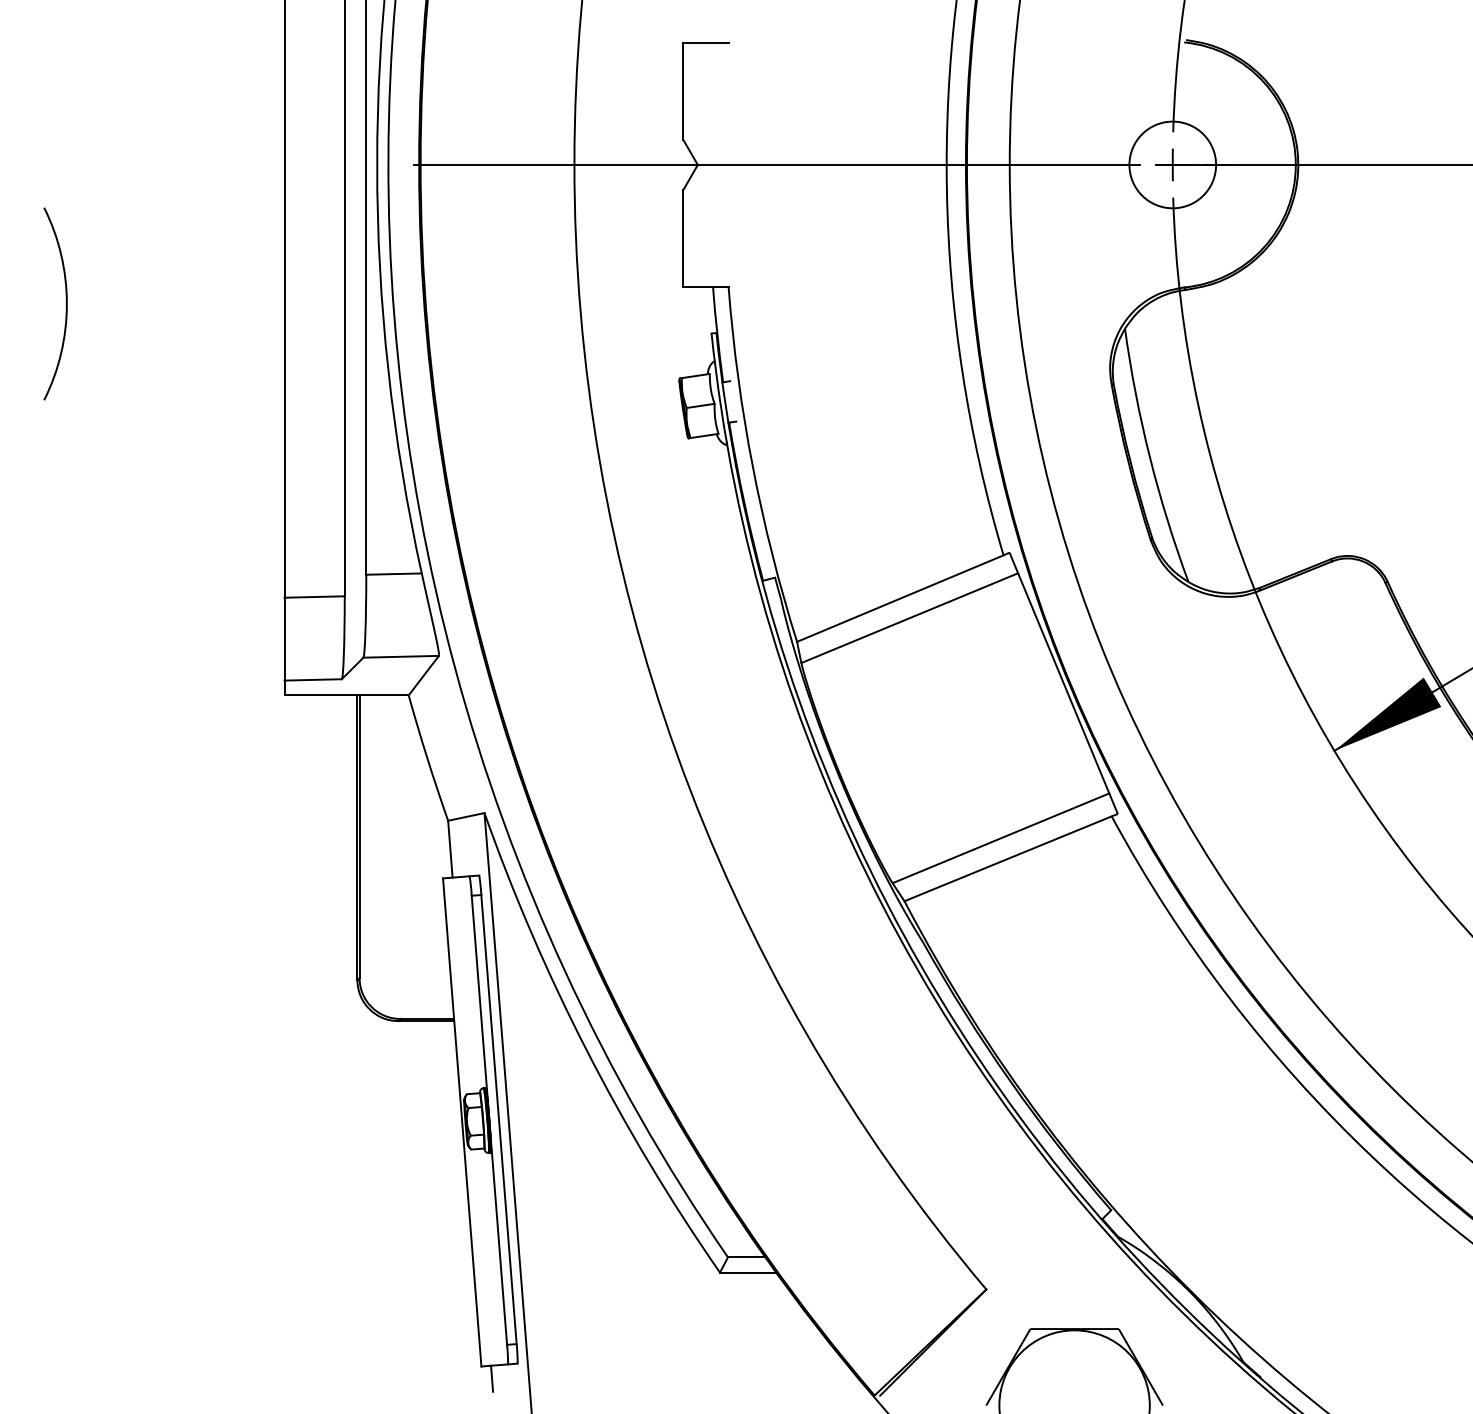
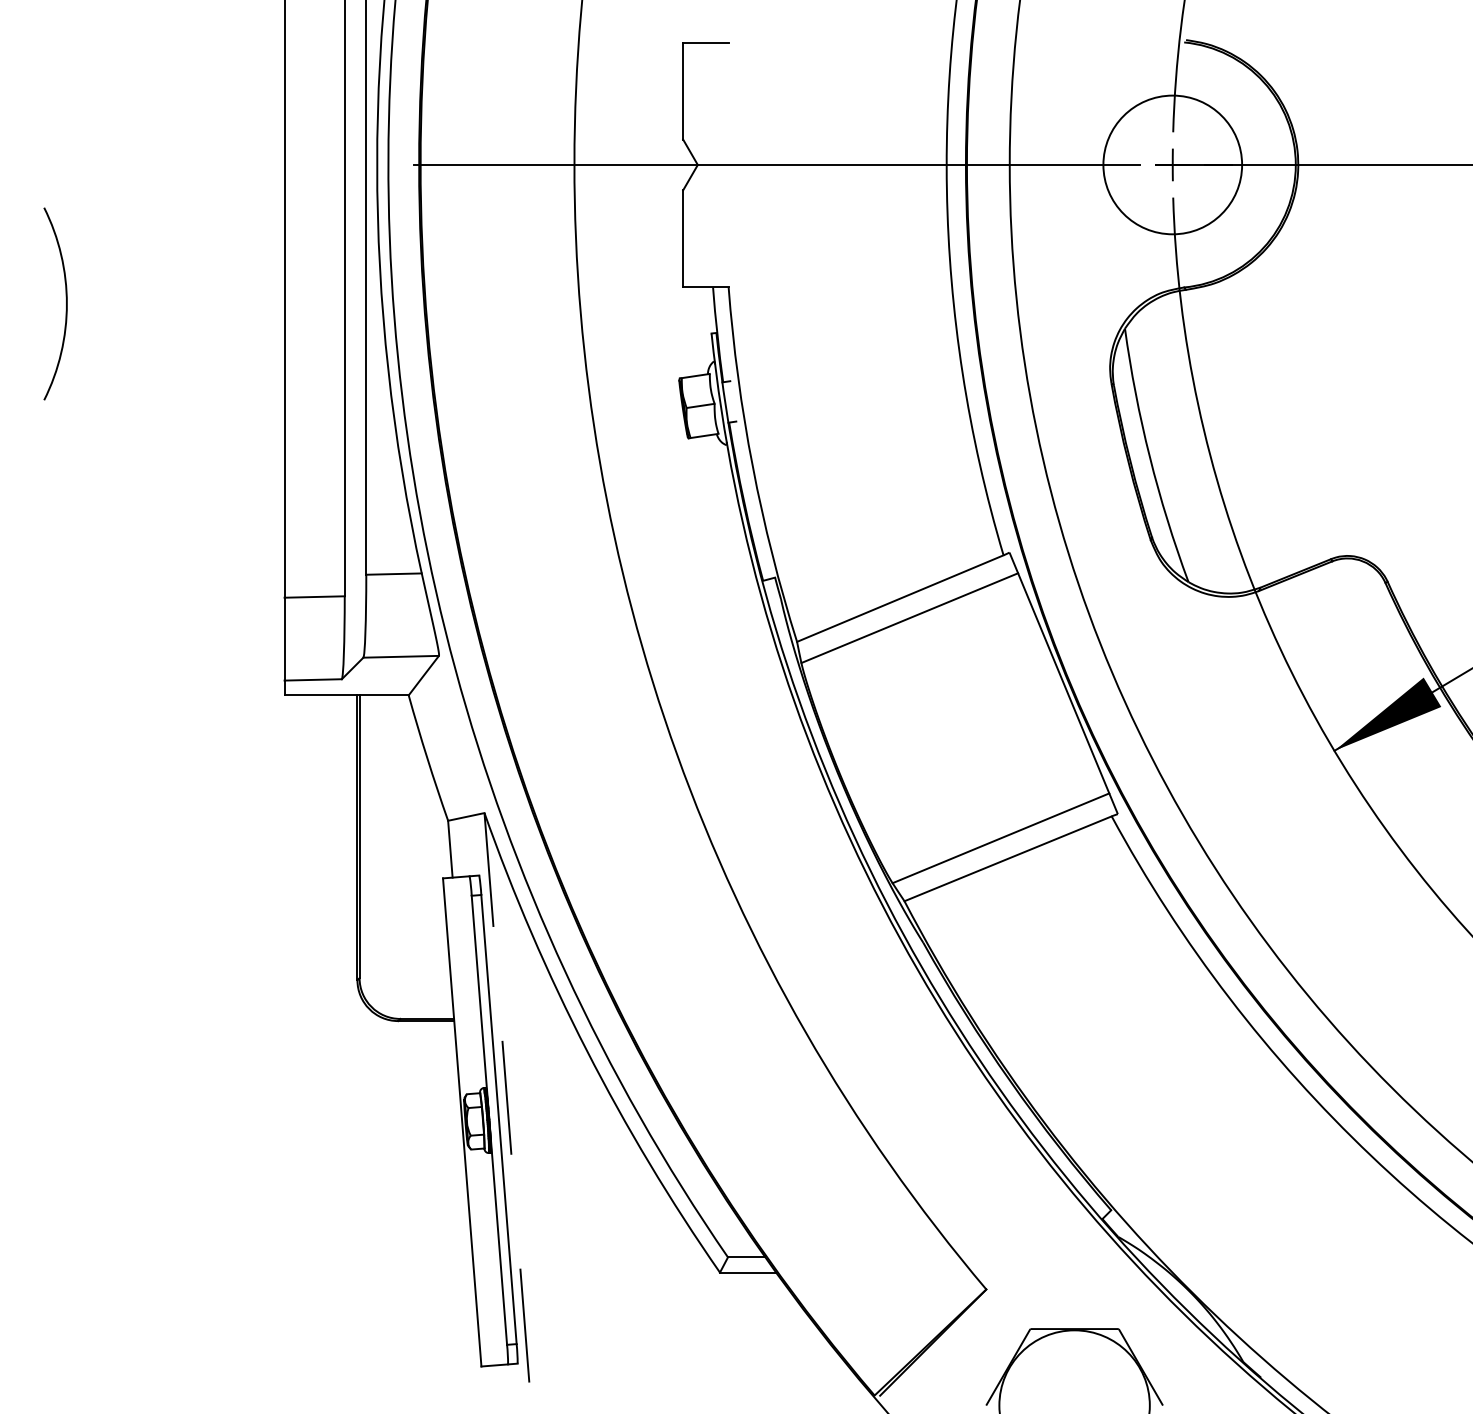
circle diameter: 87 px -> 139 px (1172, 164)
line: solid -> dashed (508, 1113)
line: present -> none (492, 1378)
